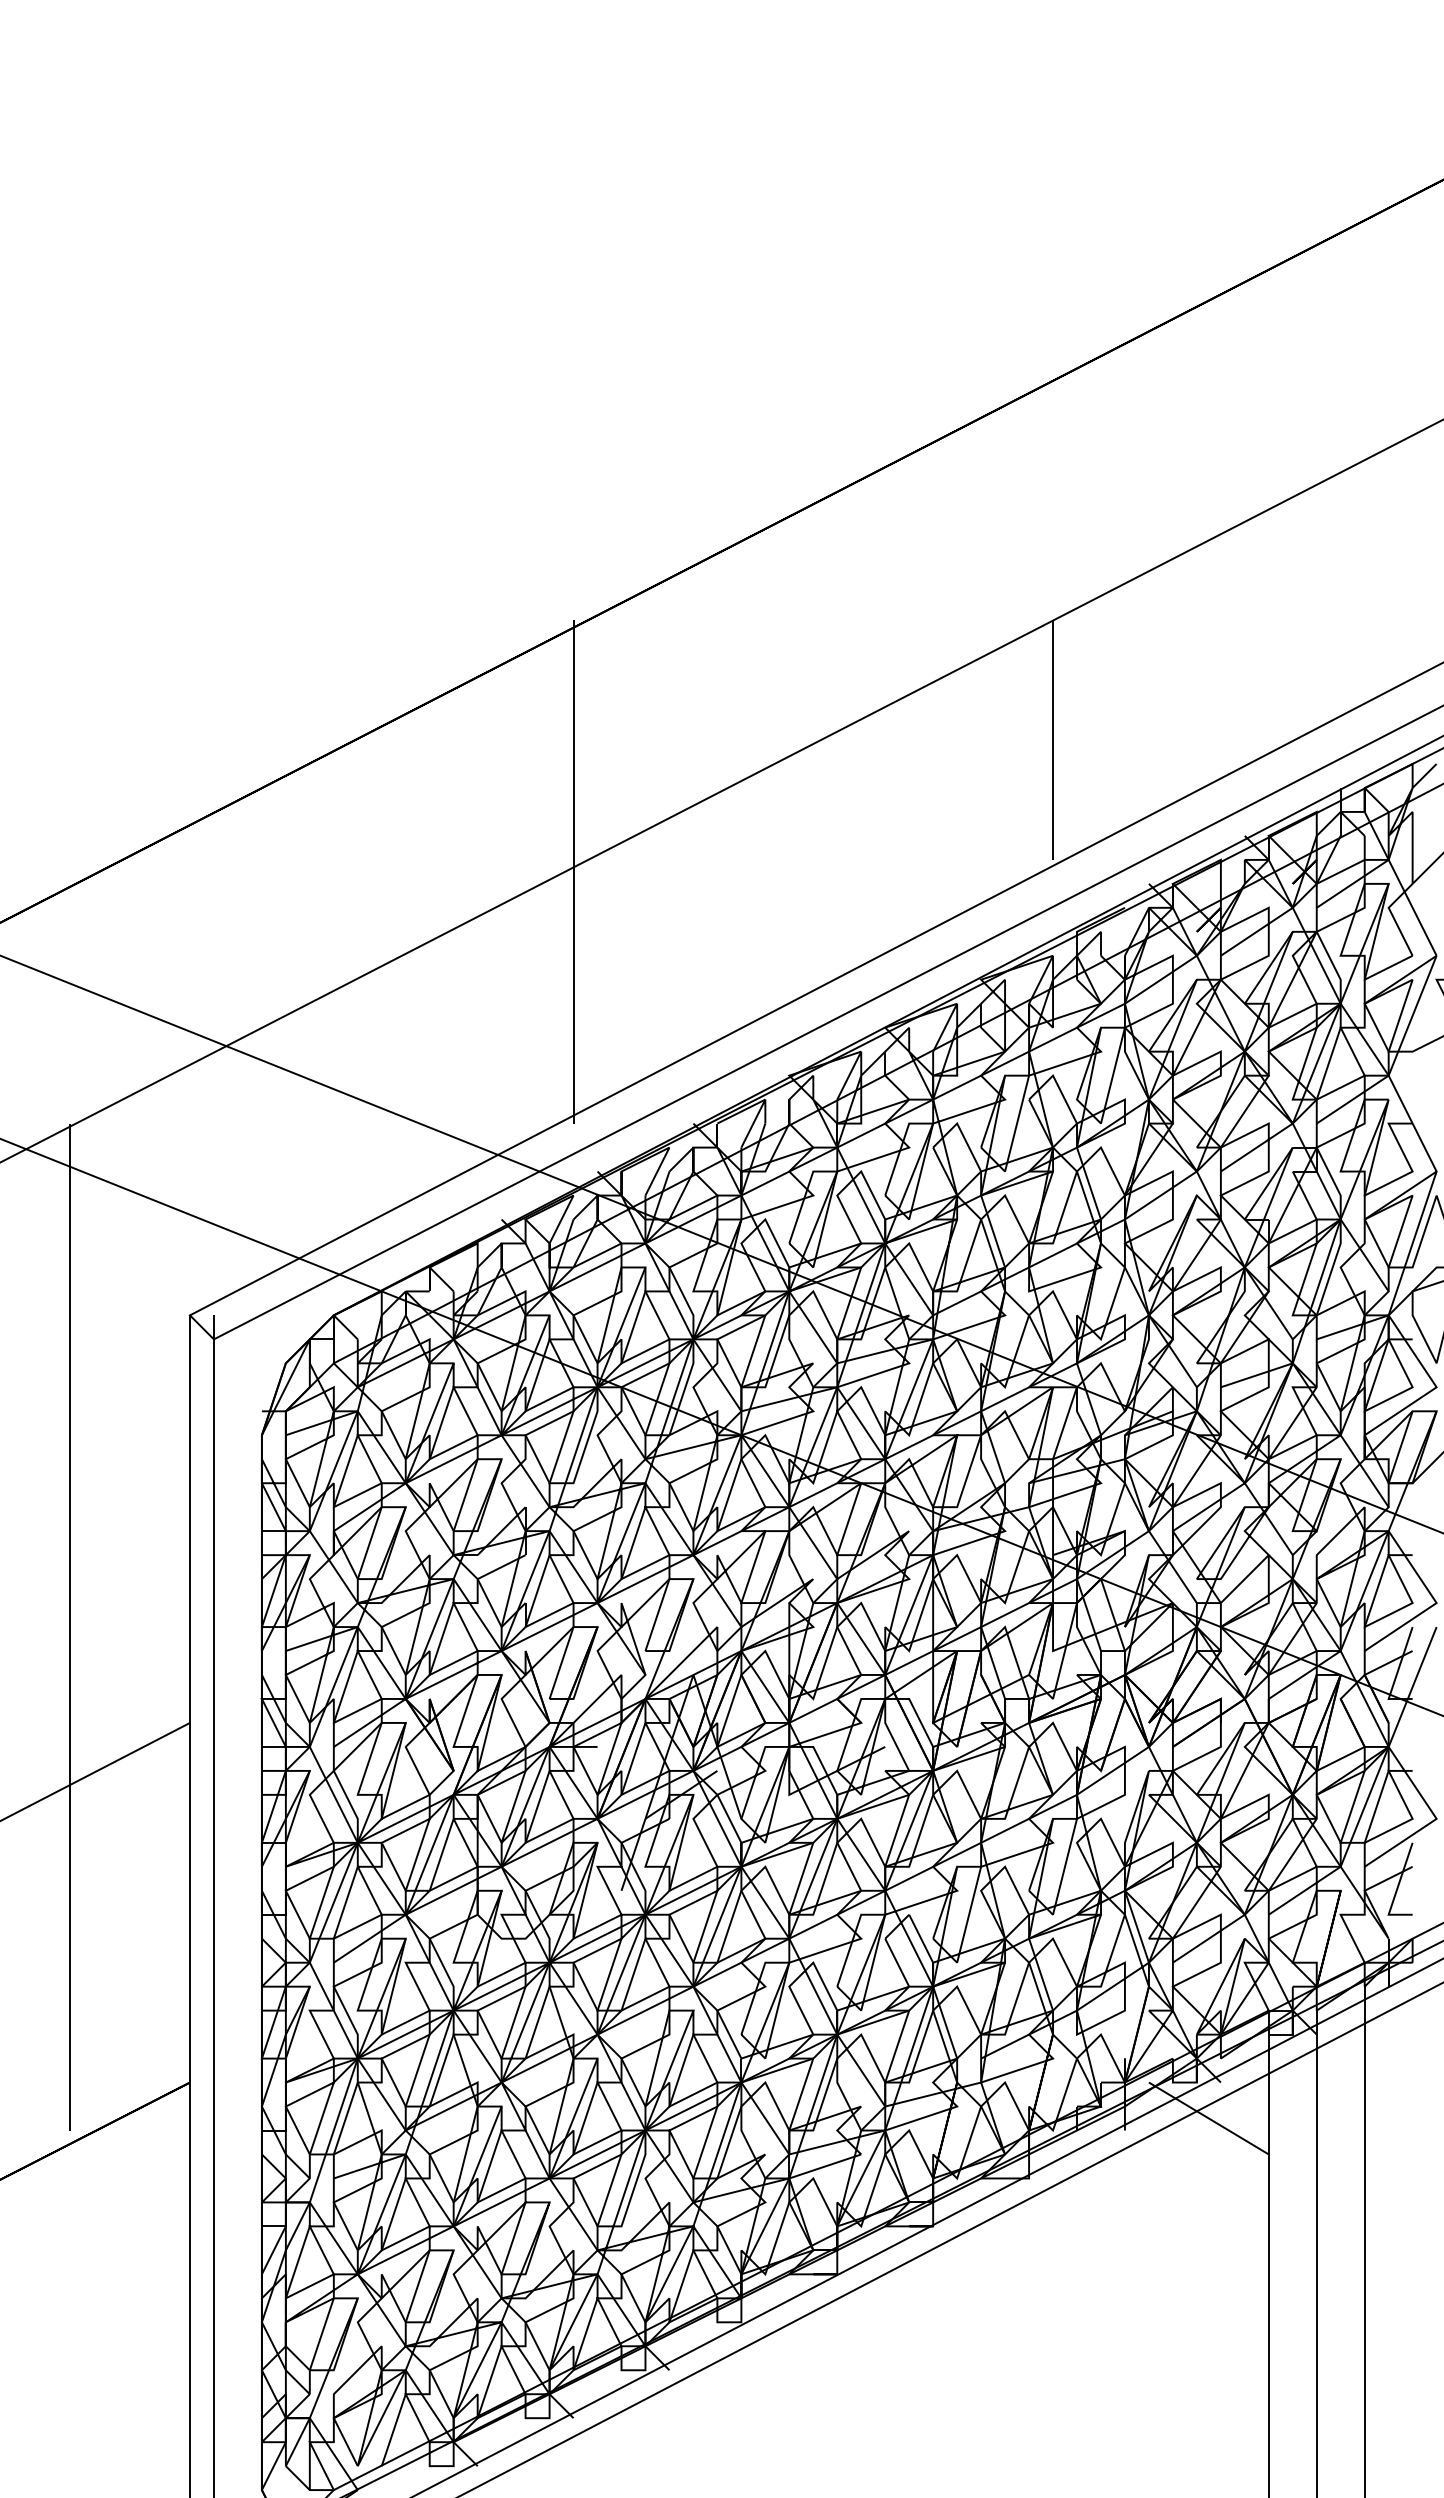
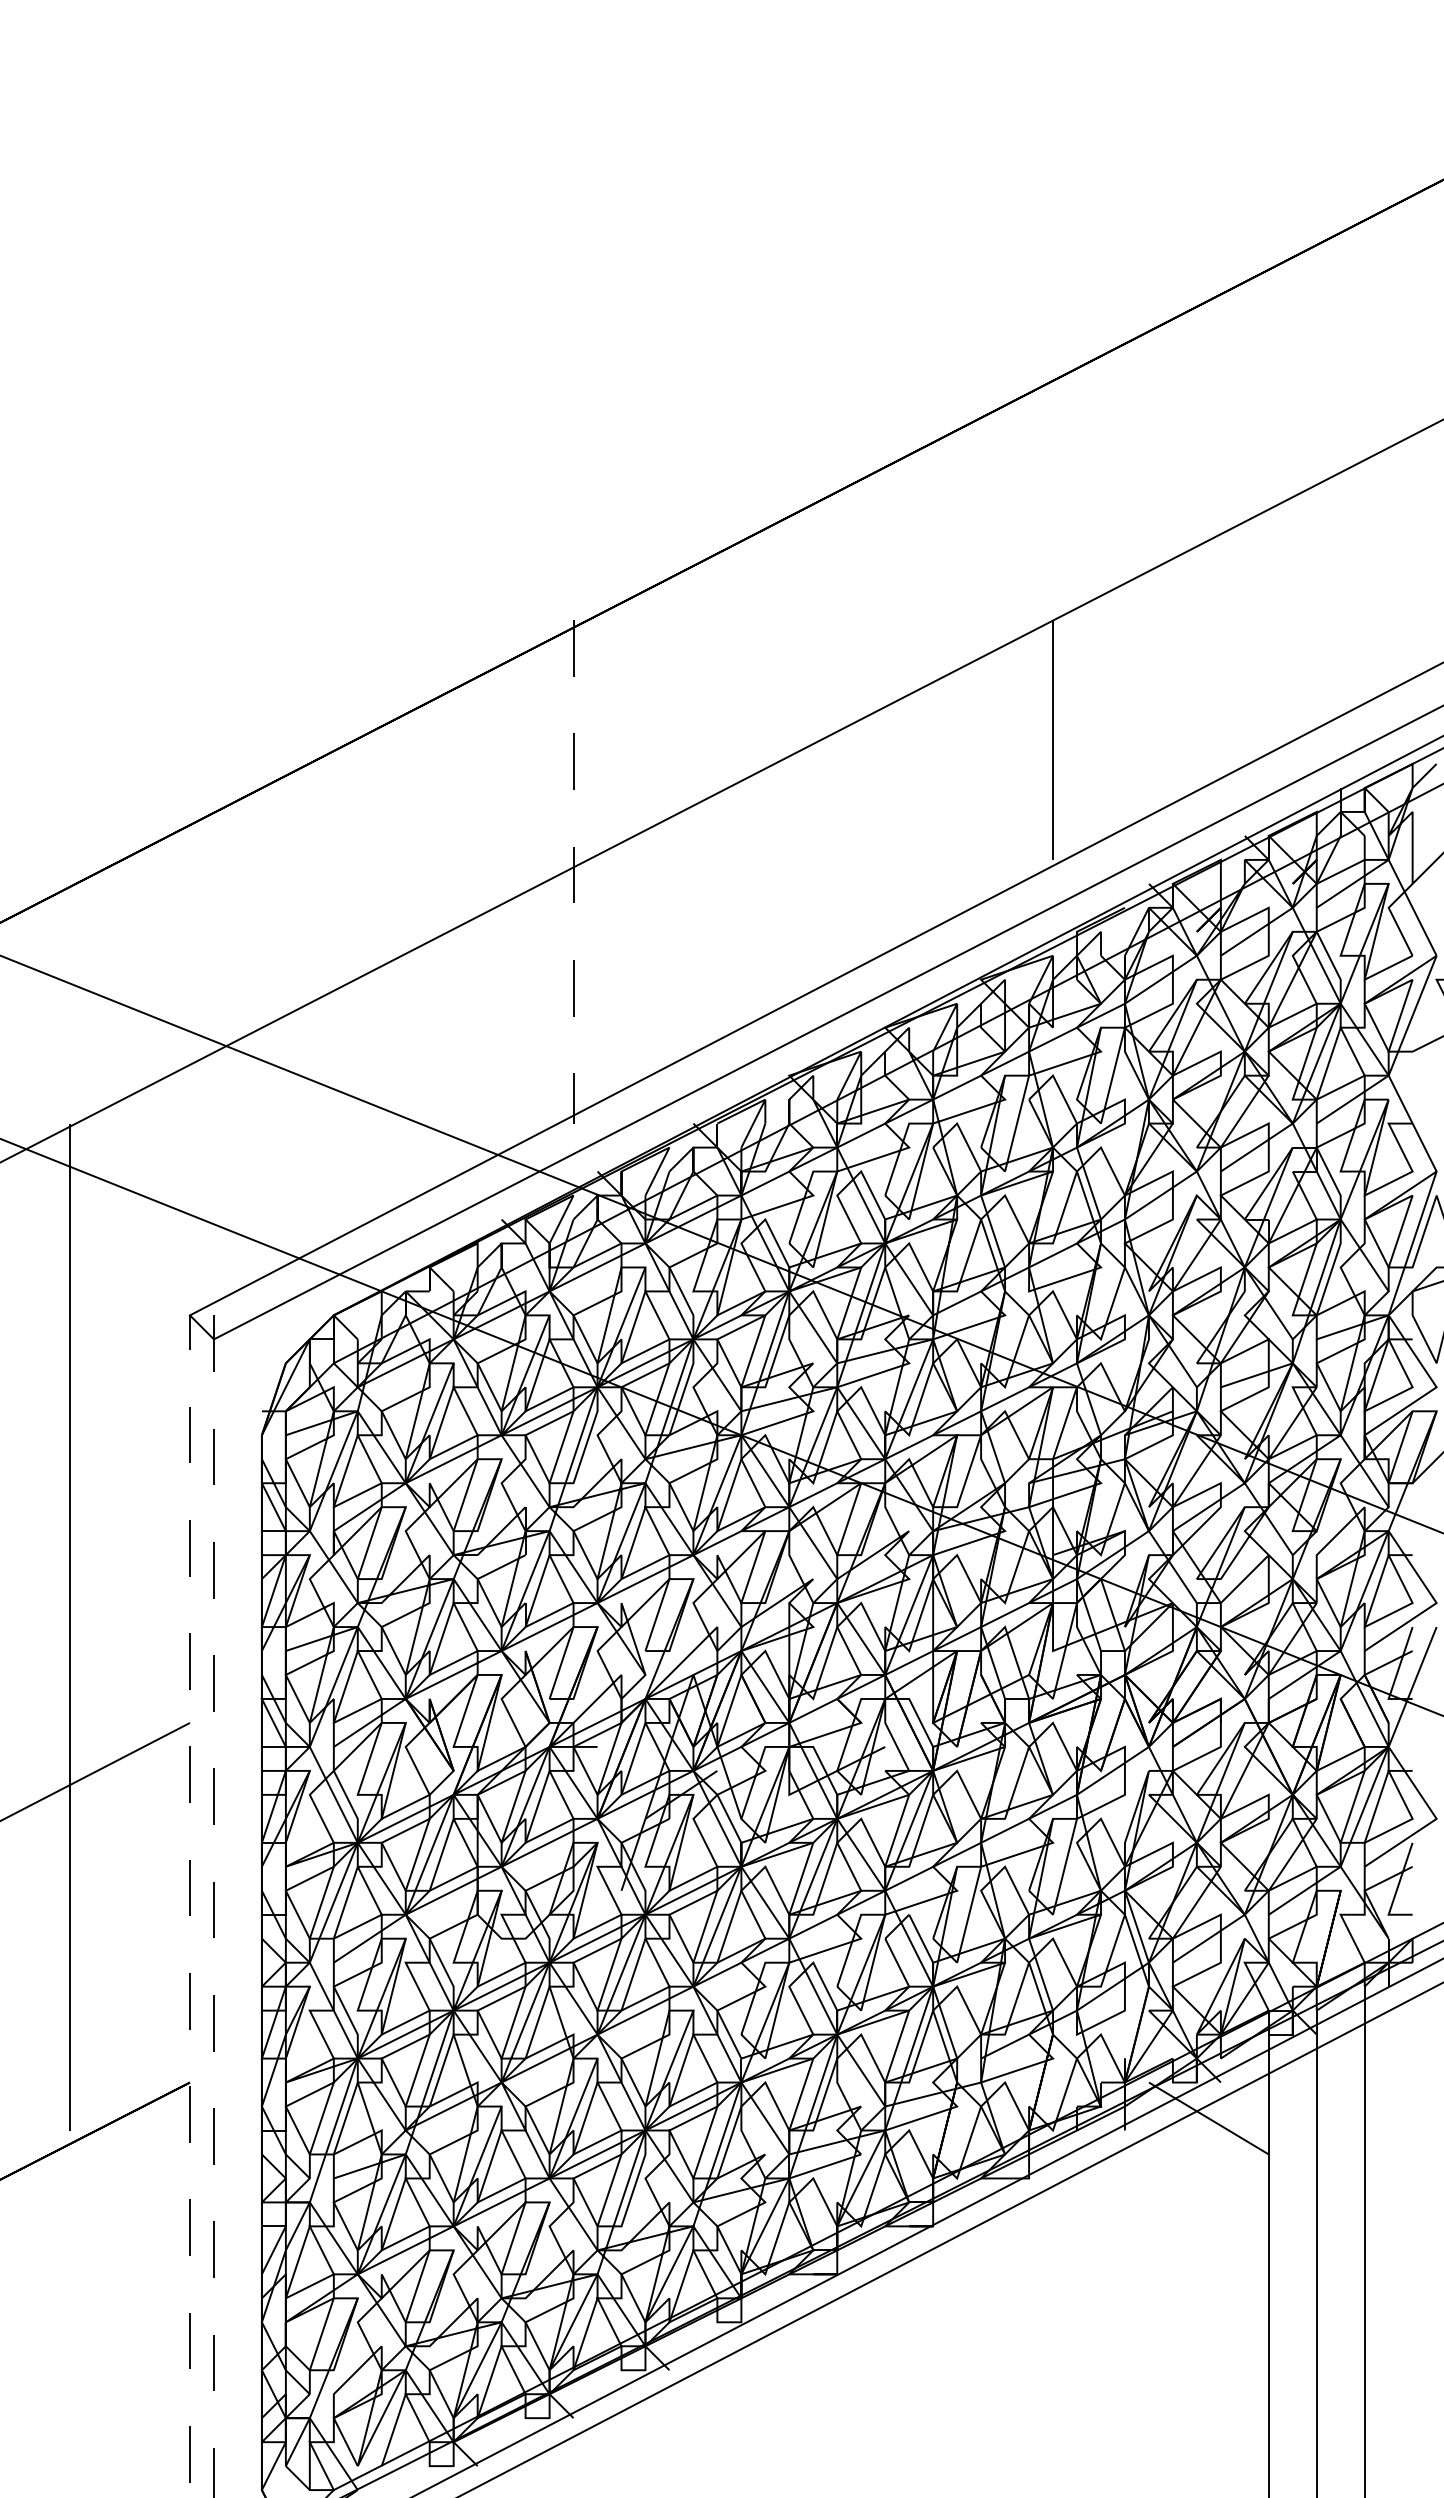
line: solid -> dashed (573, 871)
line: solid -> dashed (213, 1905)
line: solid -> dashed (190, 1906)
